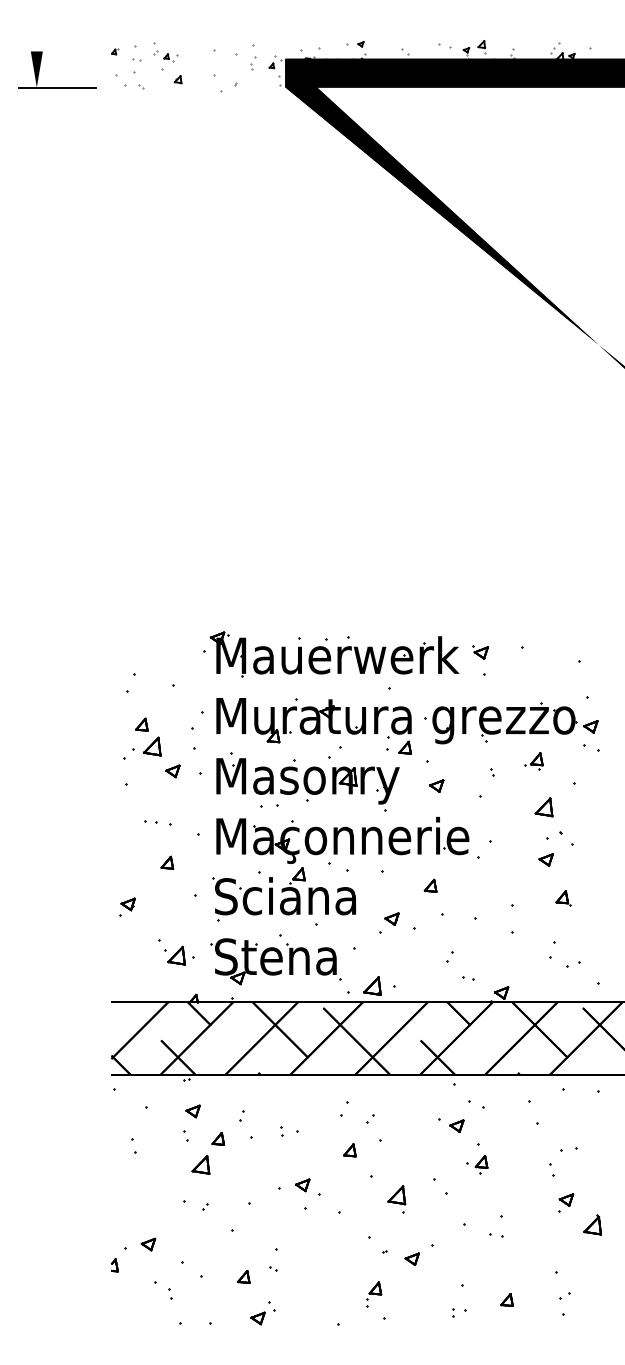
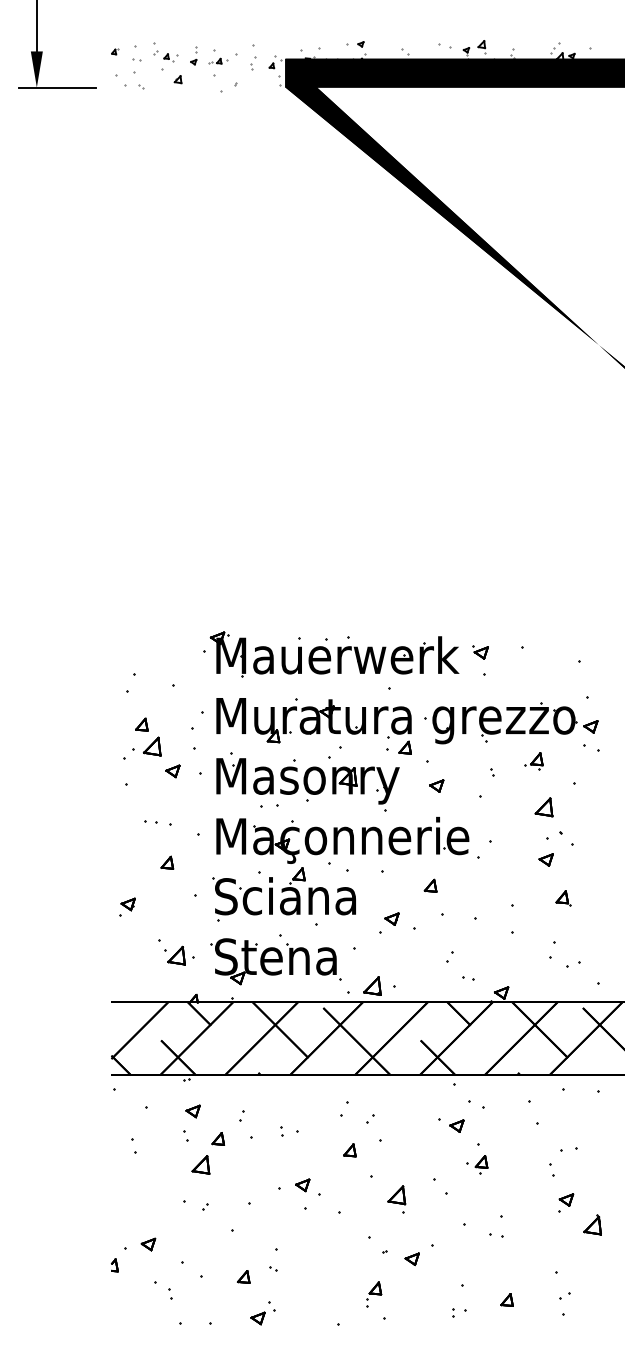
line: none -> present (36, 26)
part: none -> present (193, 55)
part: none -> present (218, 60)
